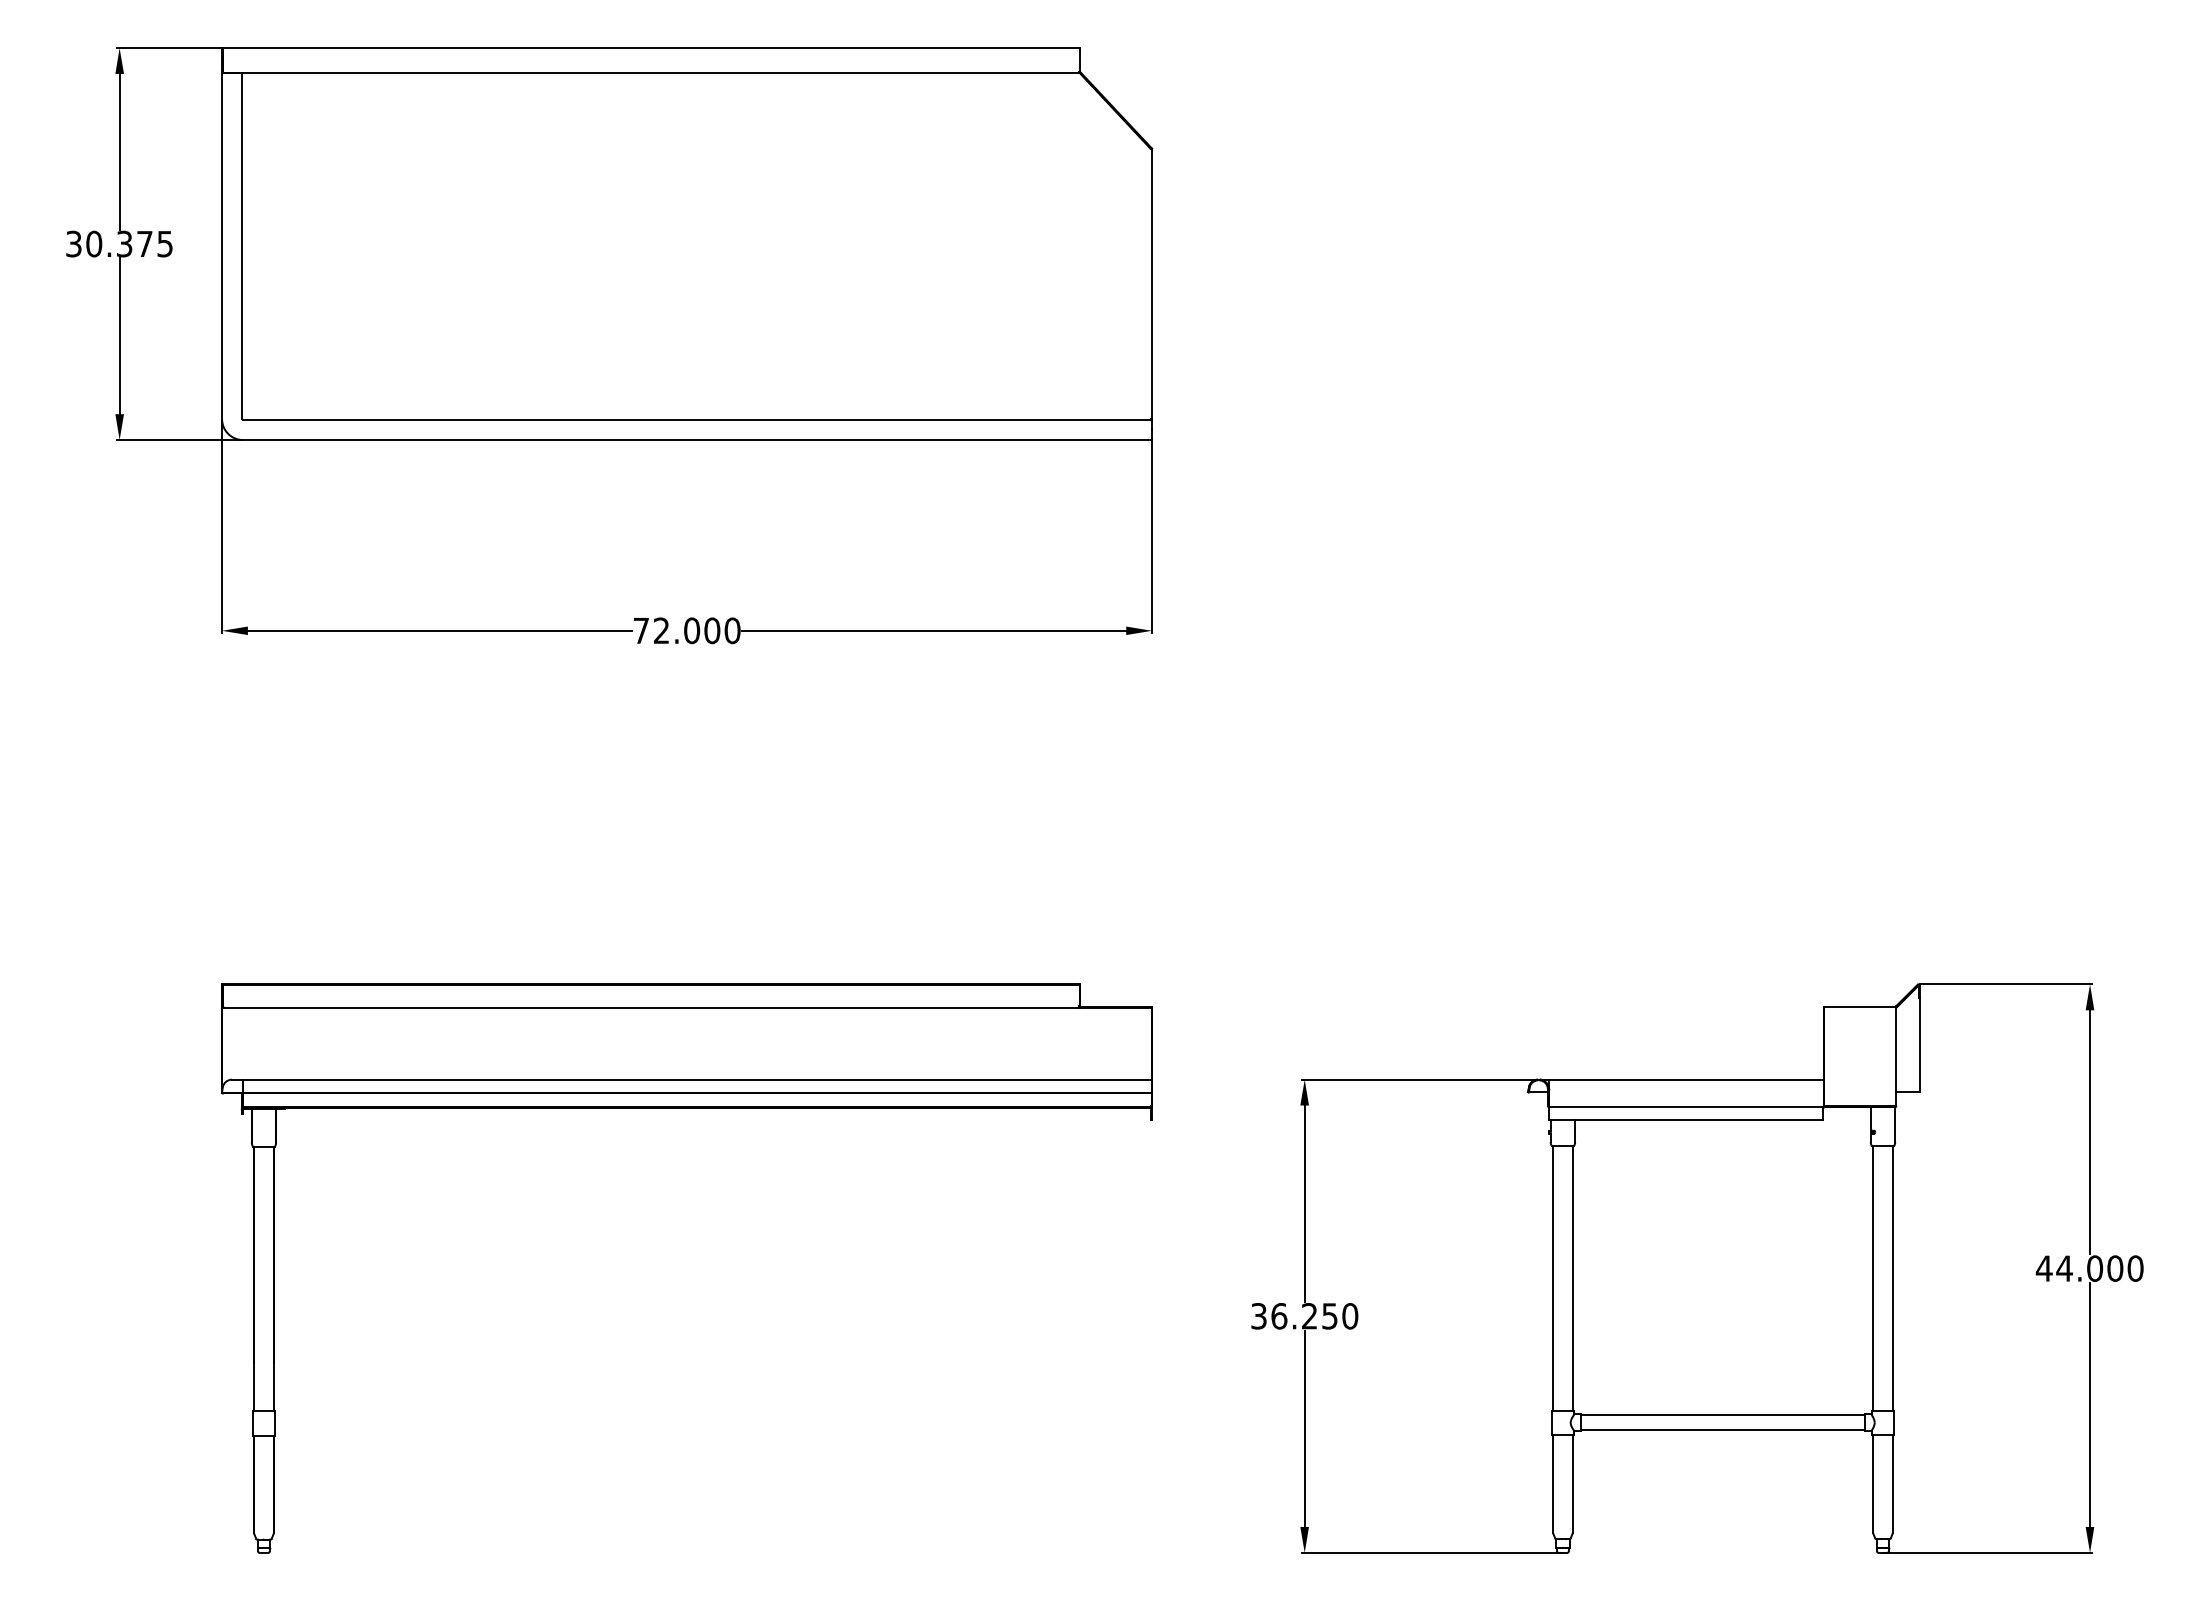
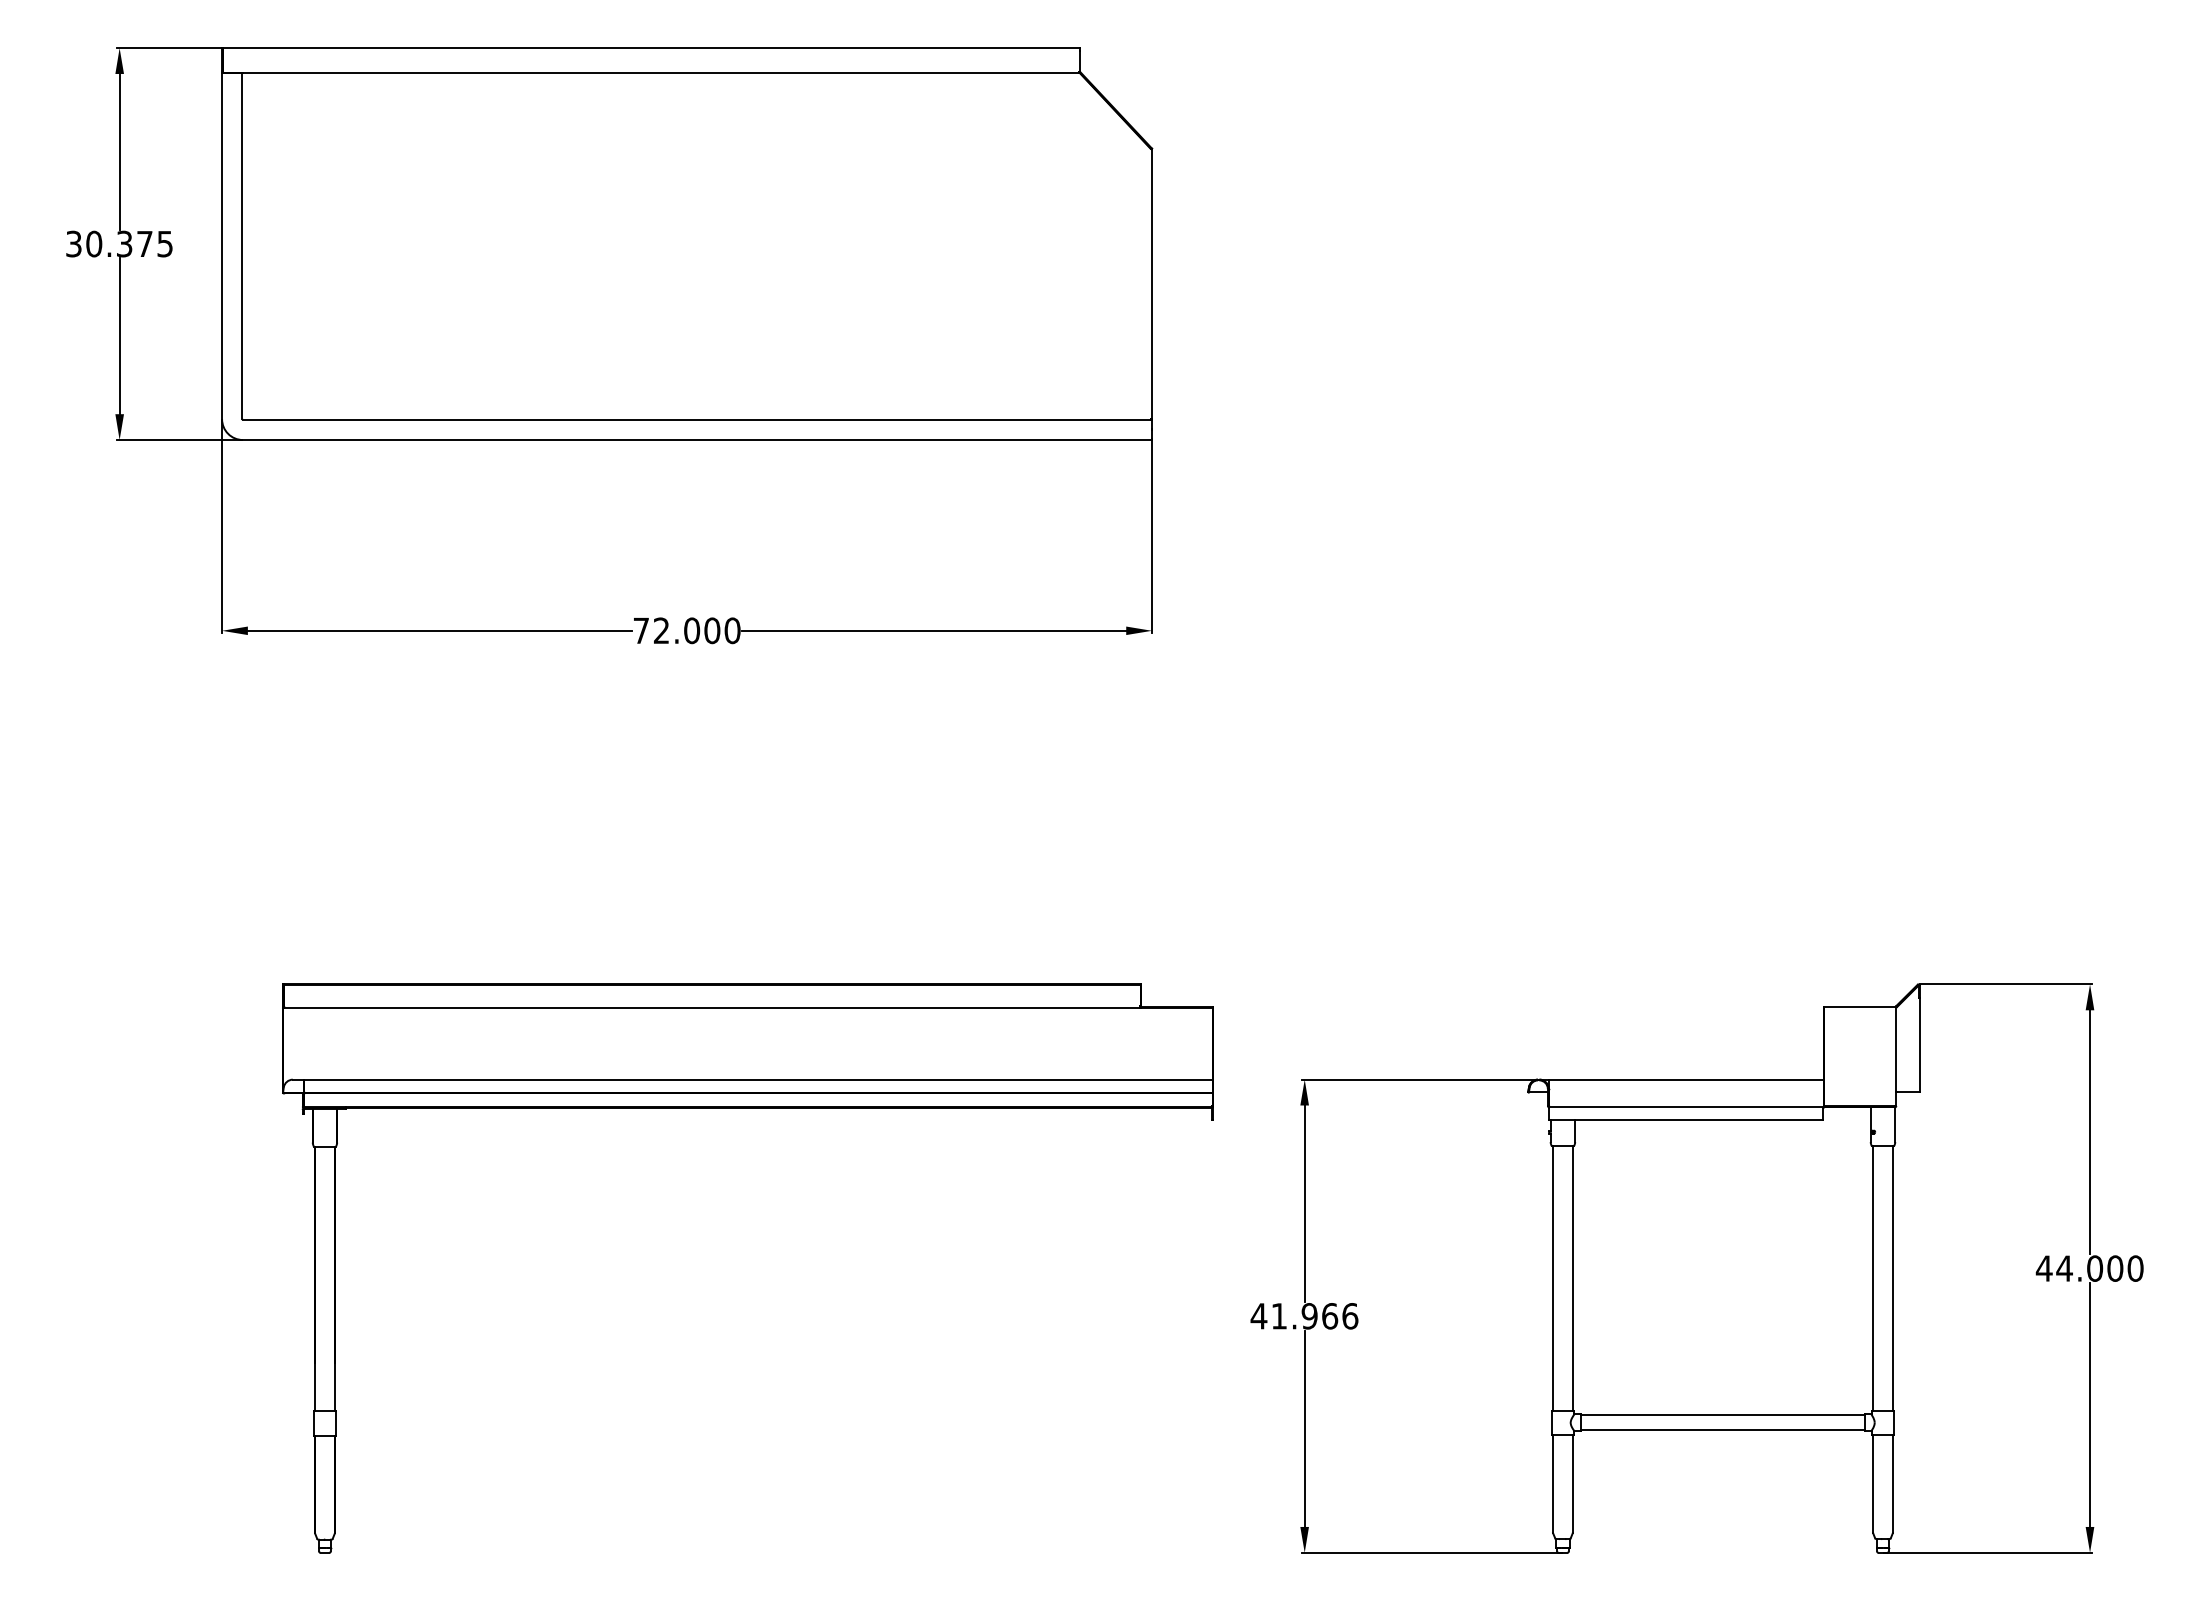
part position: (686, 1108) -> (747, 1108) (747, 1108)
text: 36.250 -> 41.966 (1304, 1316)
